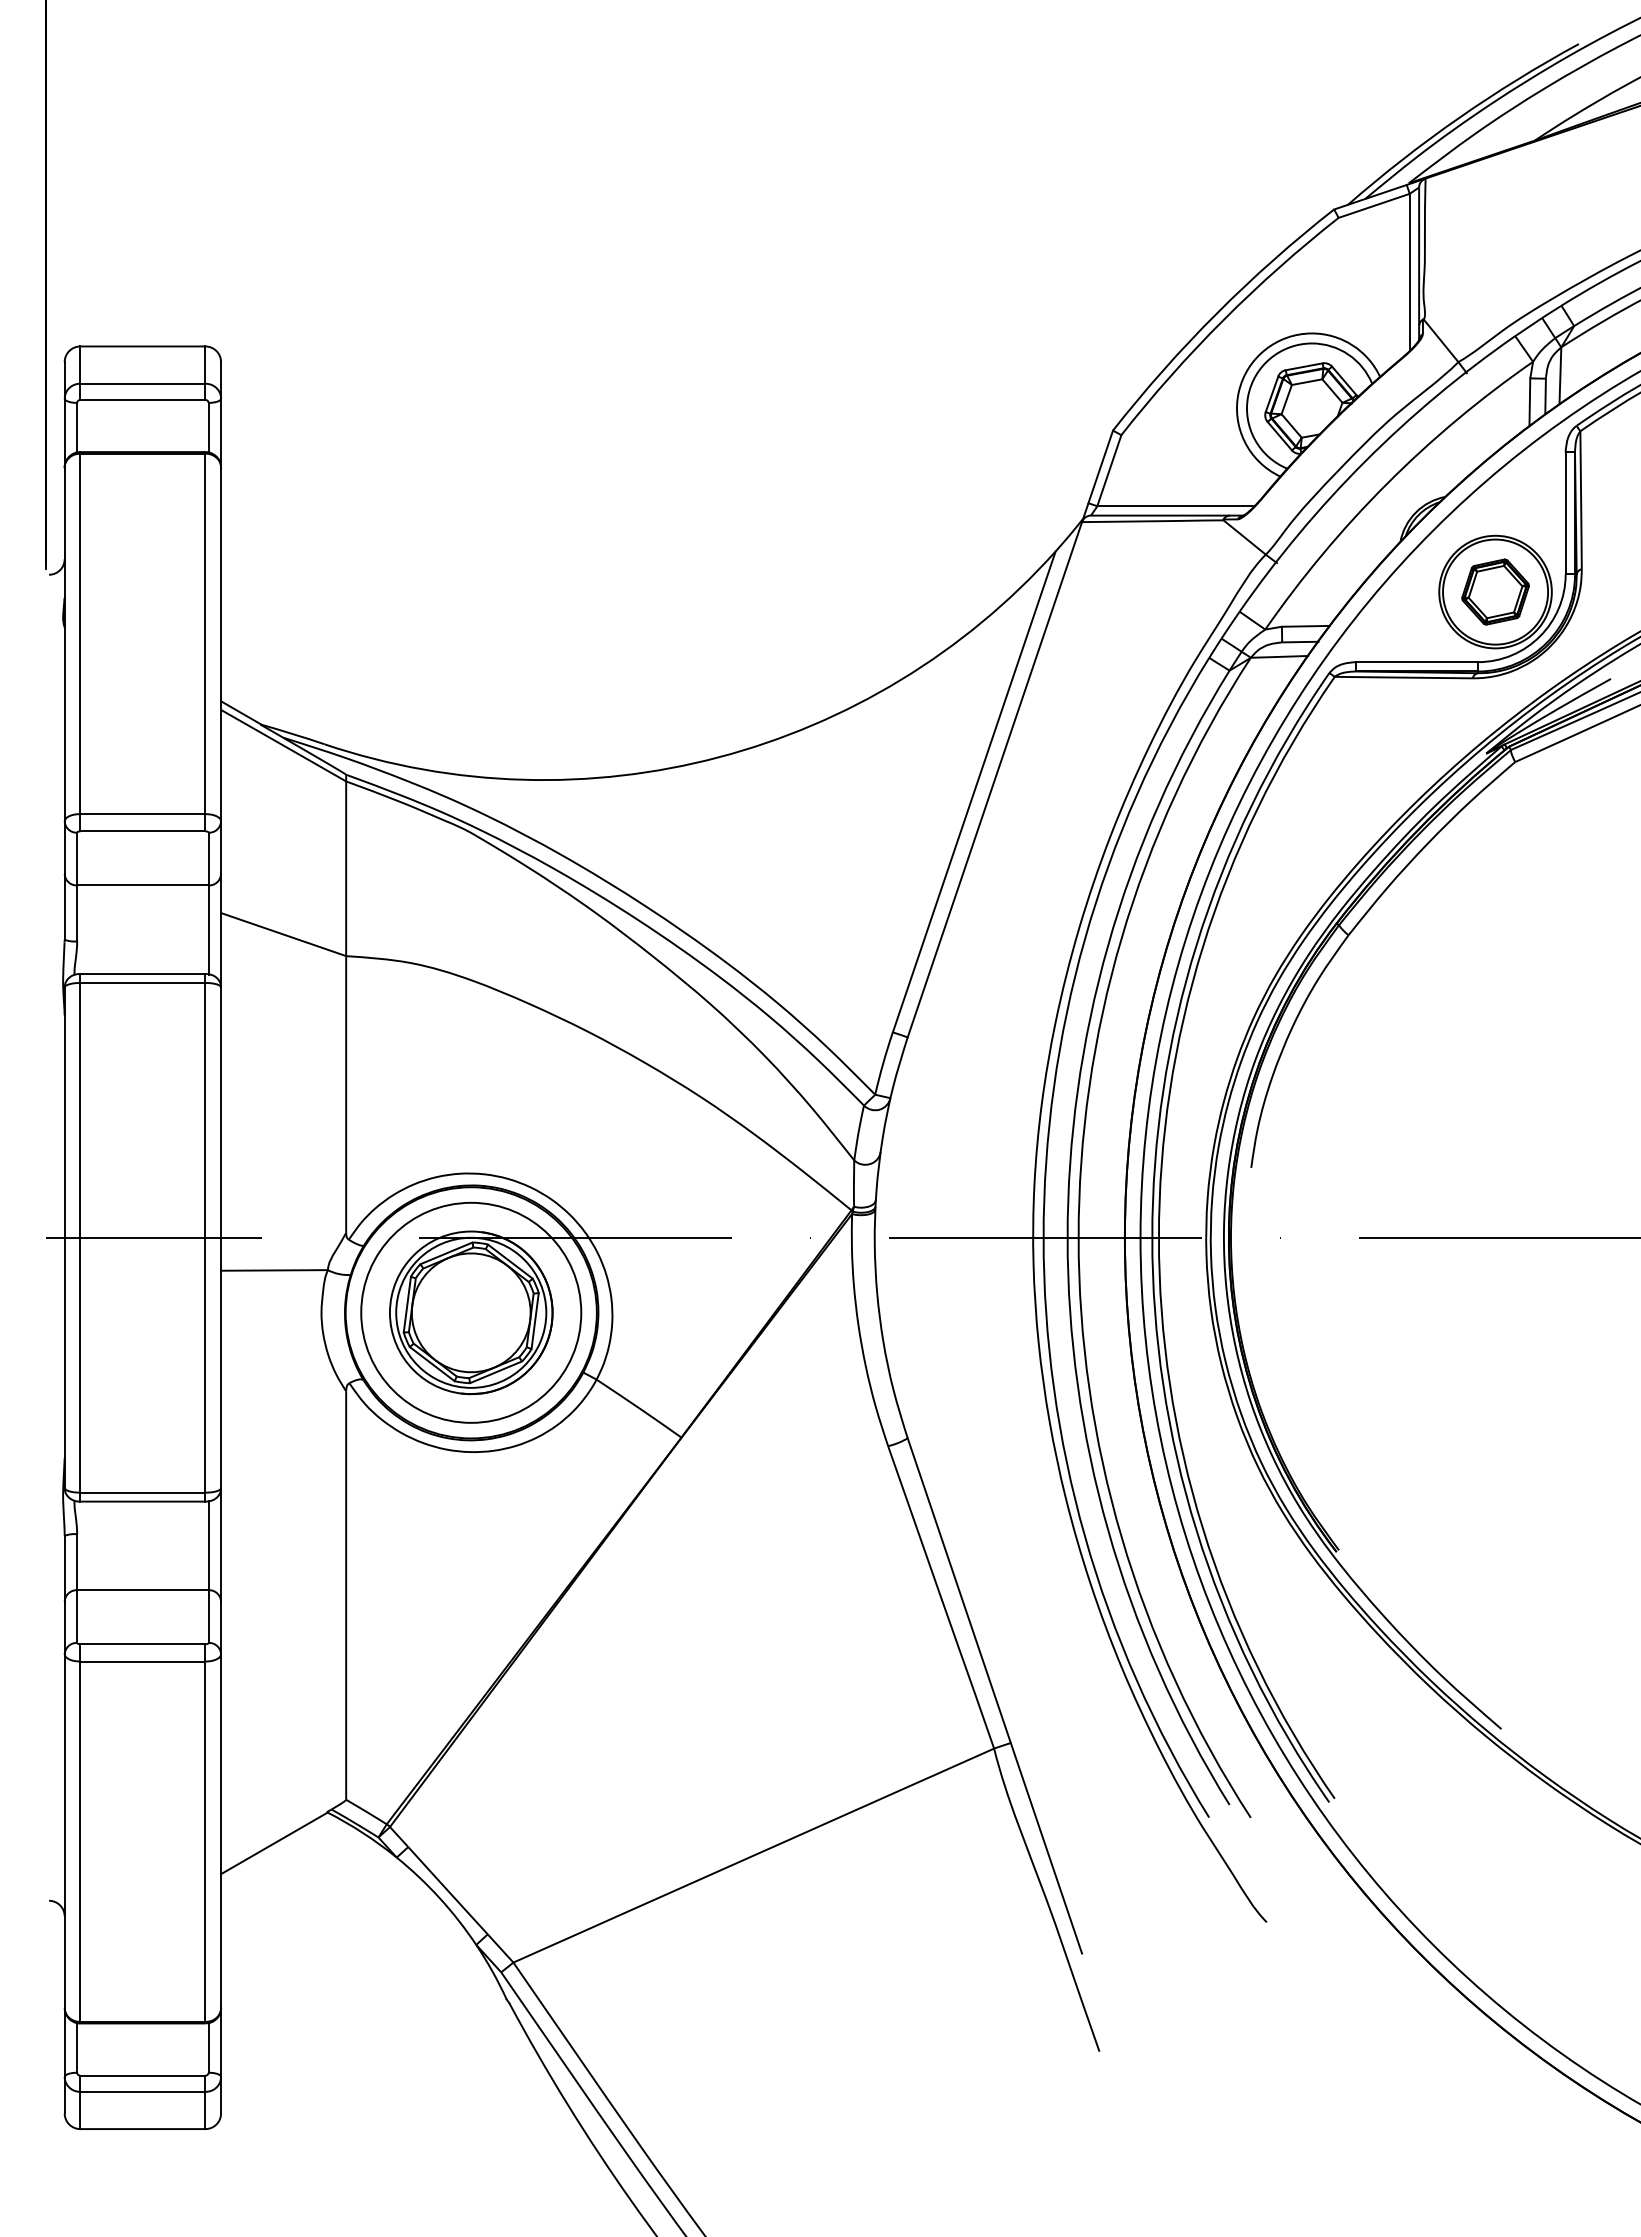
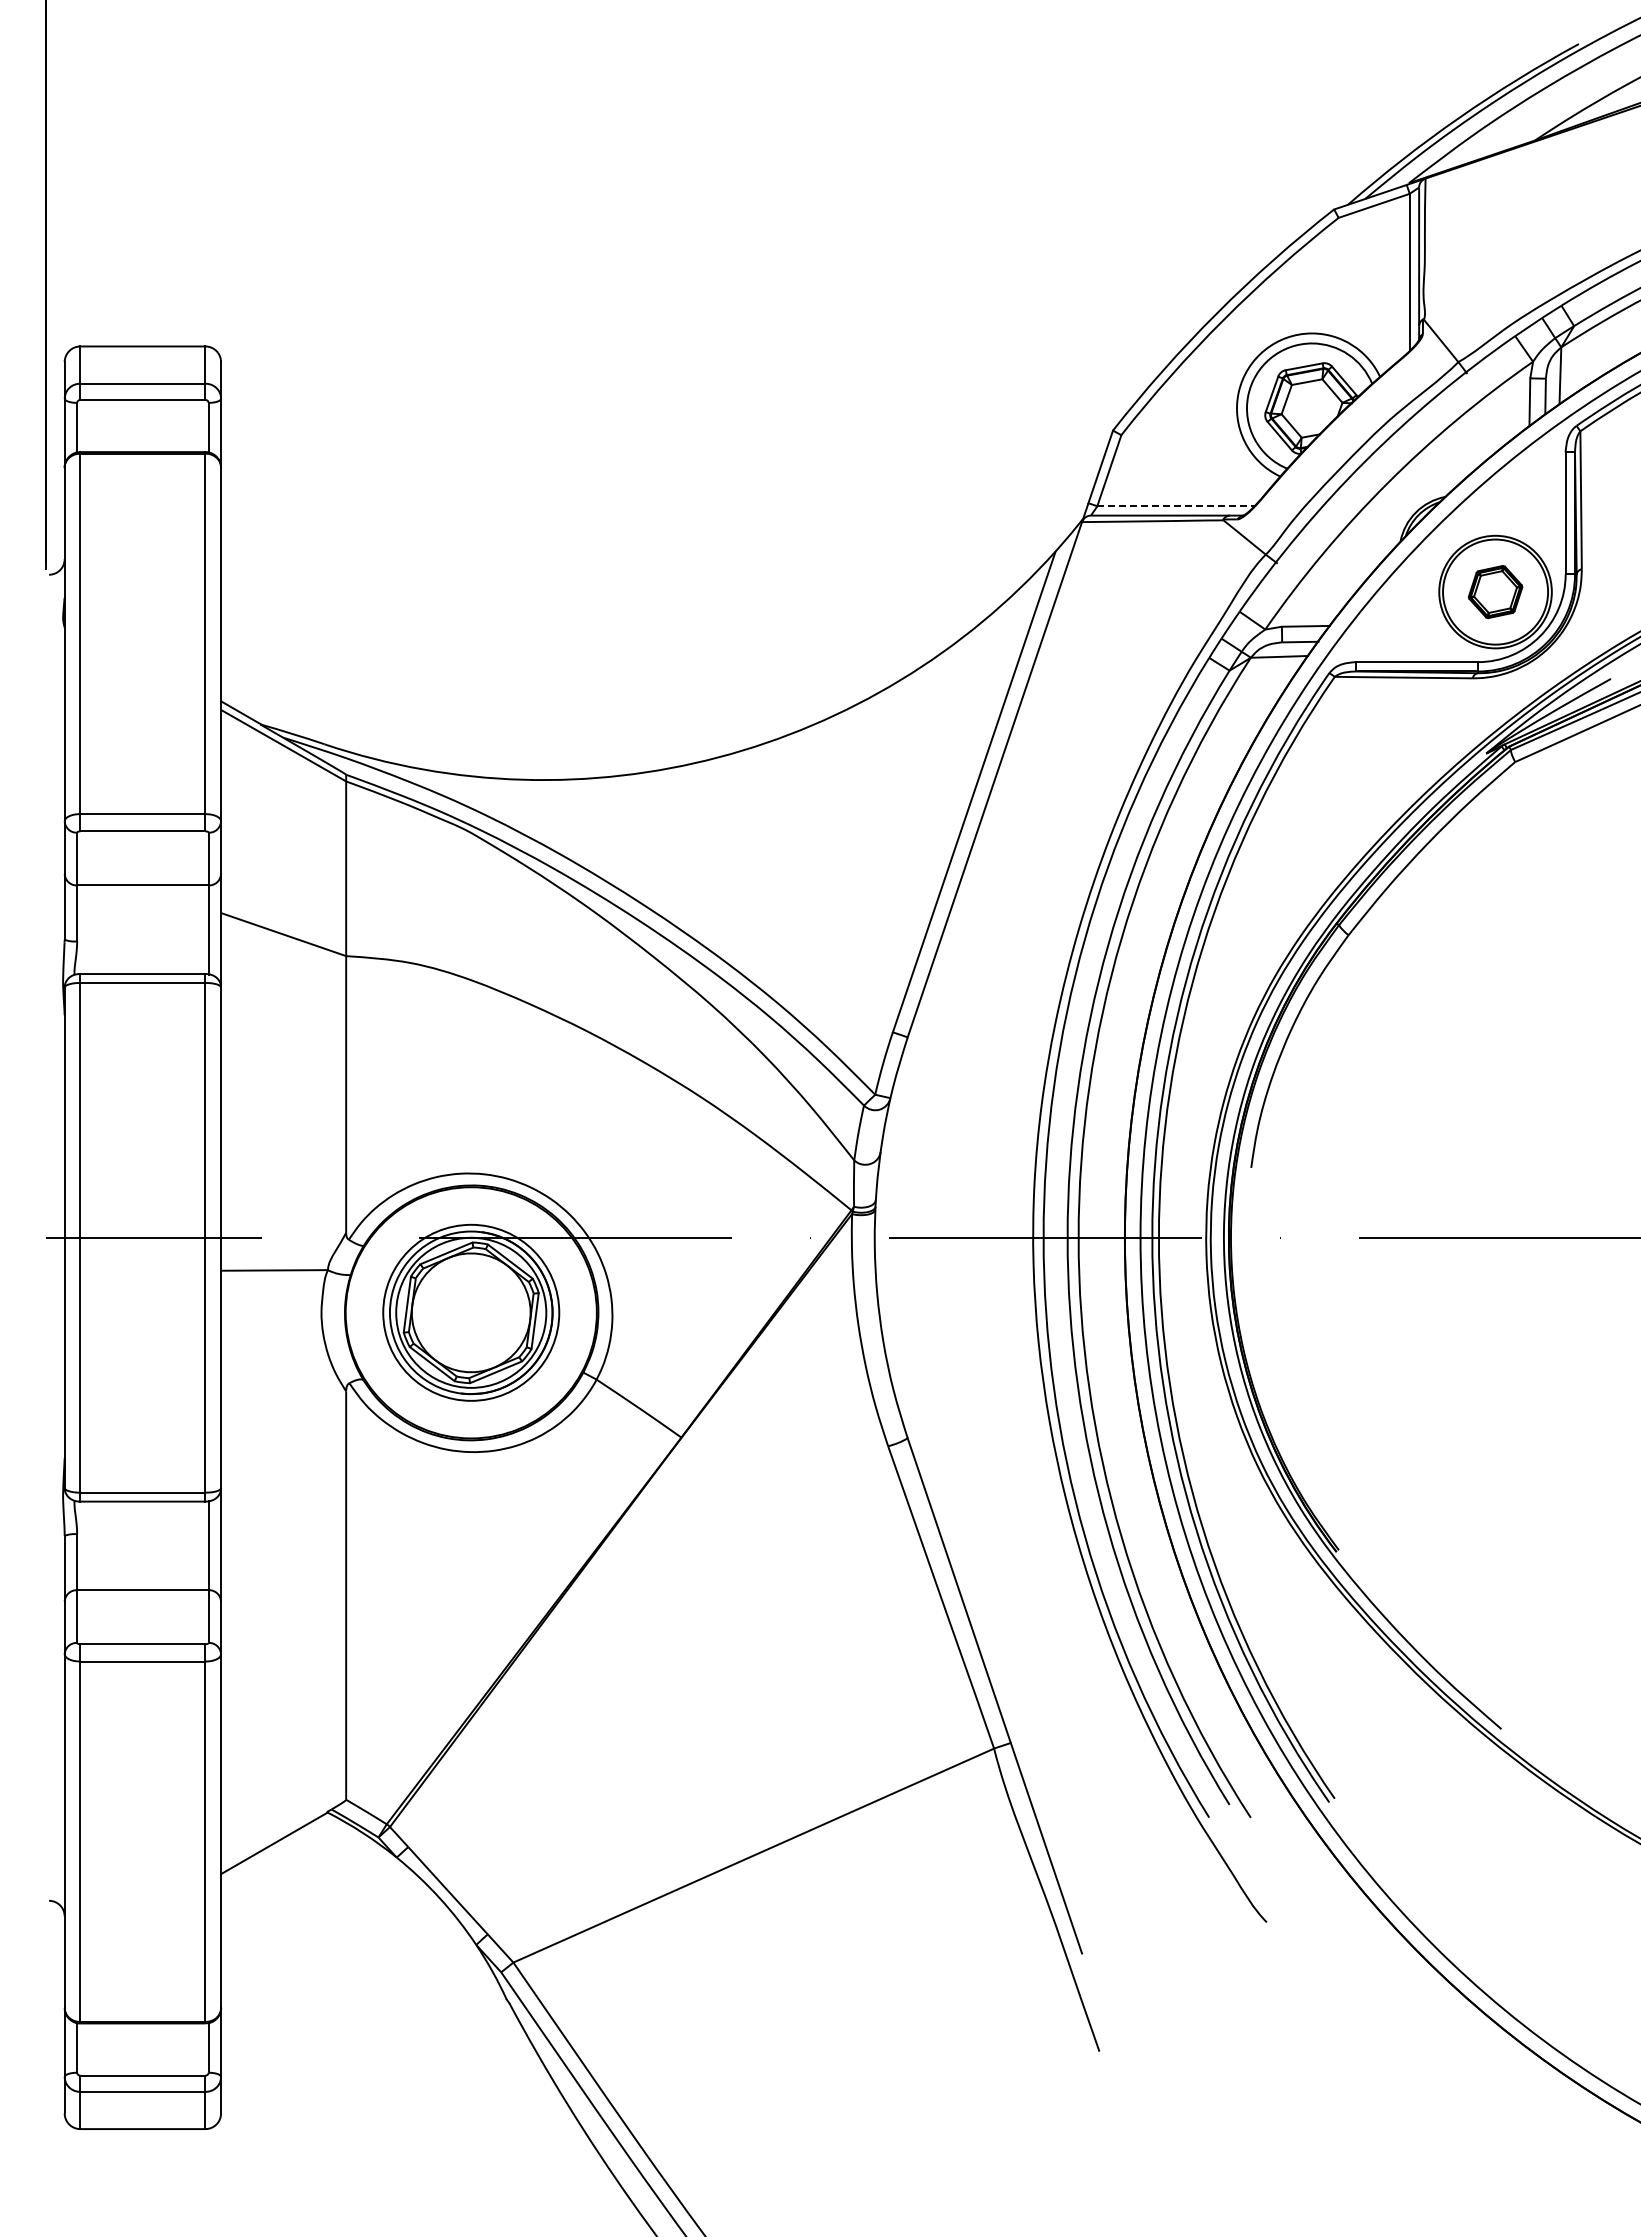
line: solid -> dashed (1175, 506)
part size: 69x68 px -> 56x55 px (1495, 592)
circle diameter: 220 px -> 176 px (471, 1312)
